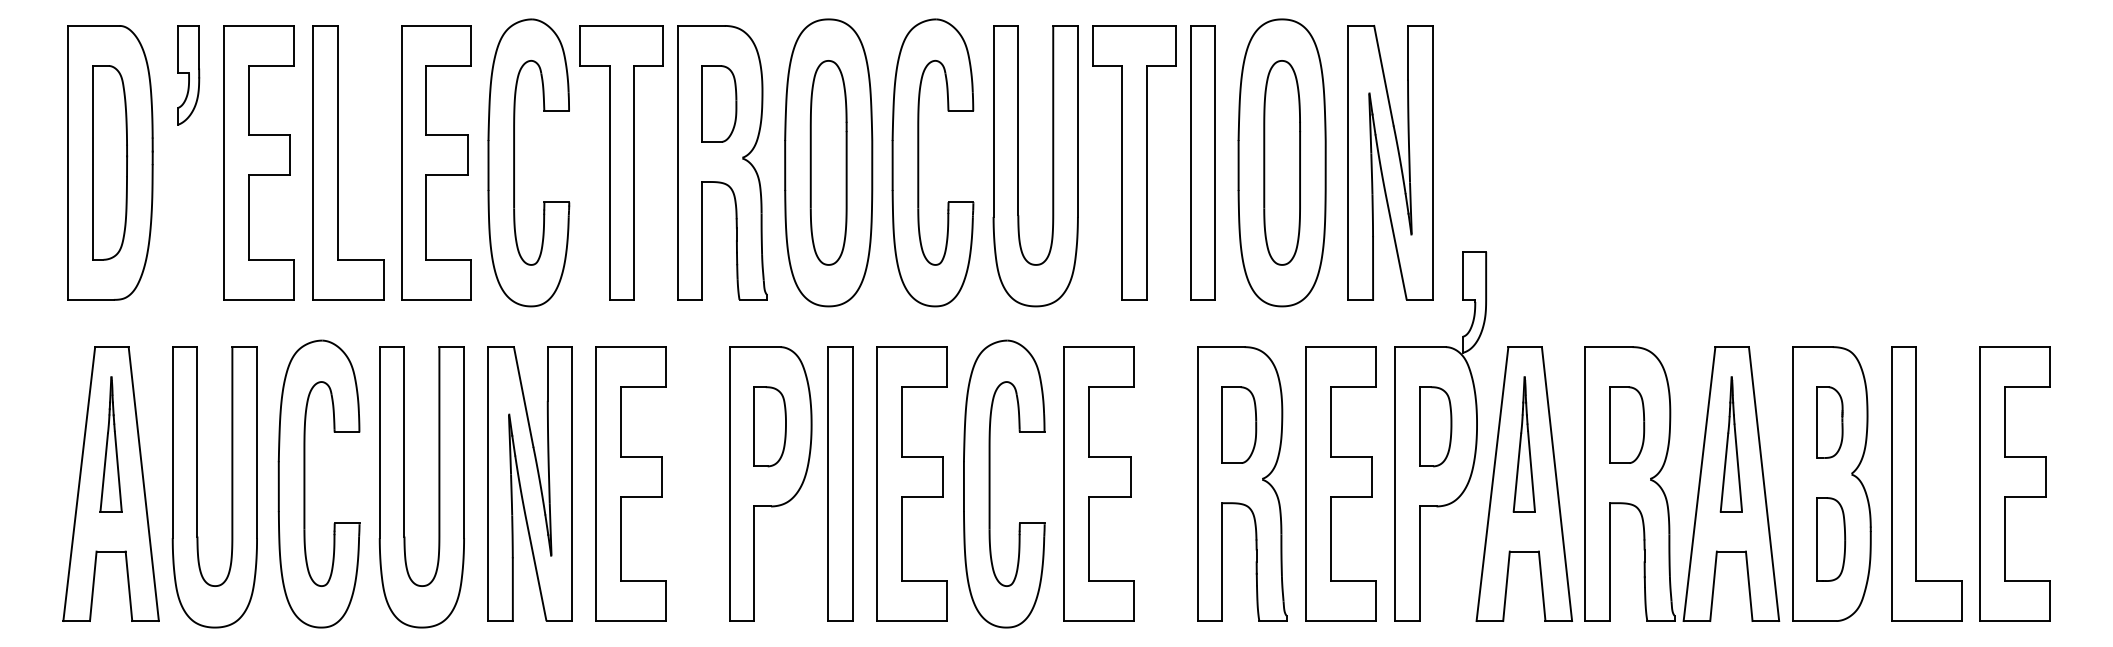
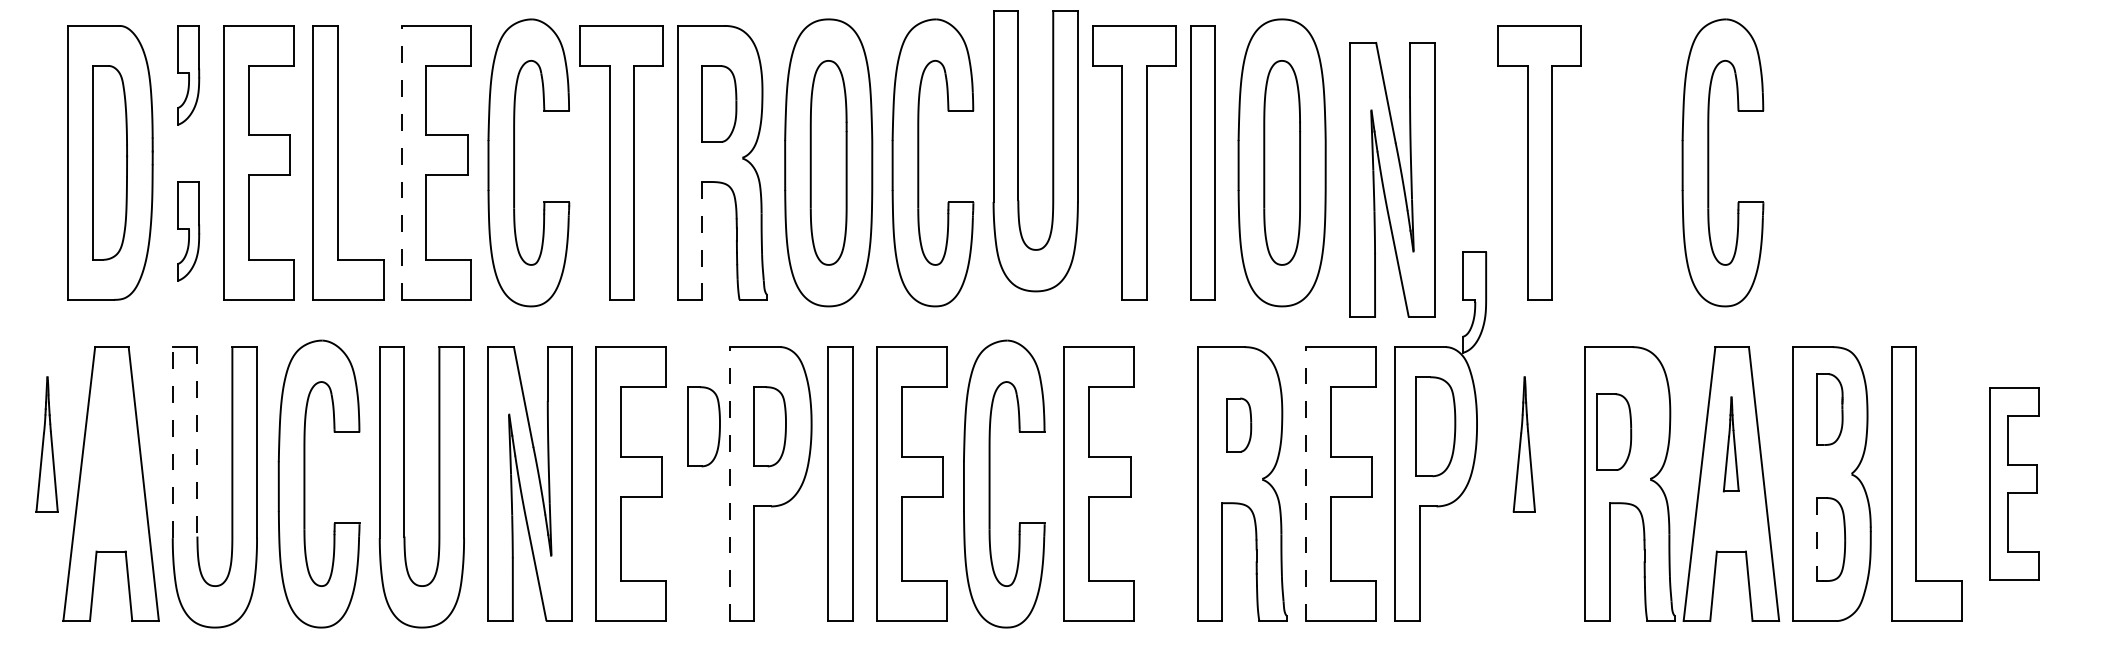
line: solid -> dashed (401, 162)
part position: (1390, 162) -> (1392, 179) (1392, 179)
part: none -> present (1539, 162)
part: none -> present (1709, 162)
part position: (1018, 166) -> (1018, 151) (1018, 151)
part: none -> present (188, 231)
line: solid -> dashed (702, 240)
part position: (1829, 422) -> (1829, 409) (1829, 409)
part size: 37x78 px -> 27x56 px (1239, 424)
part position: (1627, 424) -> (1614, 431) (1614, 431)
part: none -> present (703, 426)
part size: 34x82 px -> 42x102 px (1435, 426)
line: solid -> dashed (197, 441)
line: solid -> dashed (172, 442)
part position: (110, 444) -> (46, 444) (46, 444)
part size: 24x137 px -> 18x97 px (1730, 444)
part: present -> none (1524, 483)
part size: 72x276 px -> 51x194 px (2014, 483)
line: solid -> dashed (729, 484)
line: solid -> dashed (1305, 484)
line: solid -> dashed (1817, 540)
